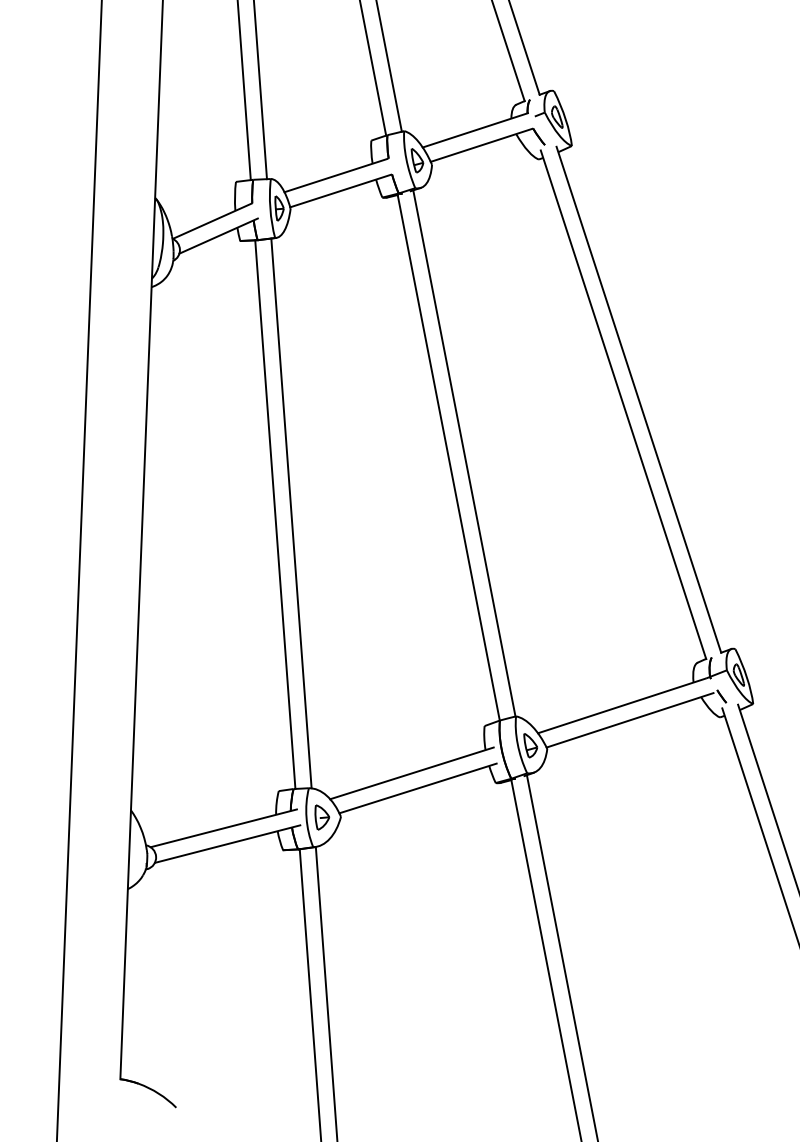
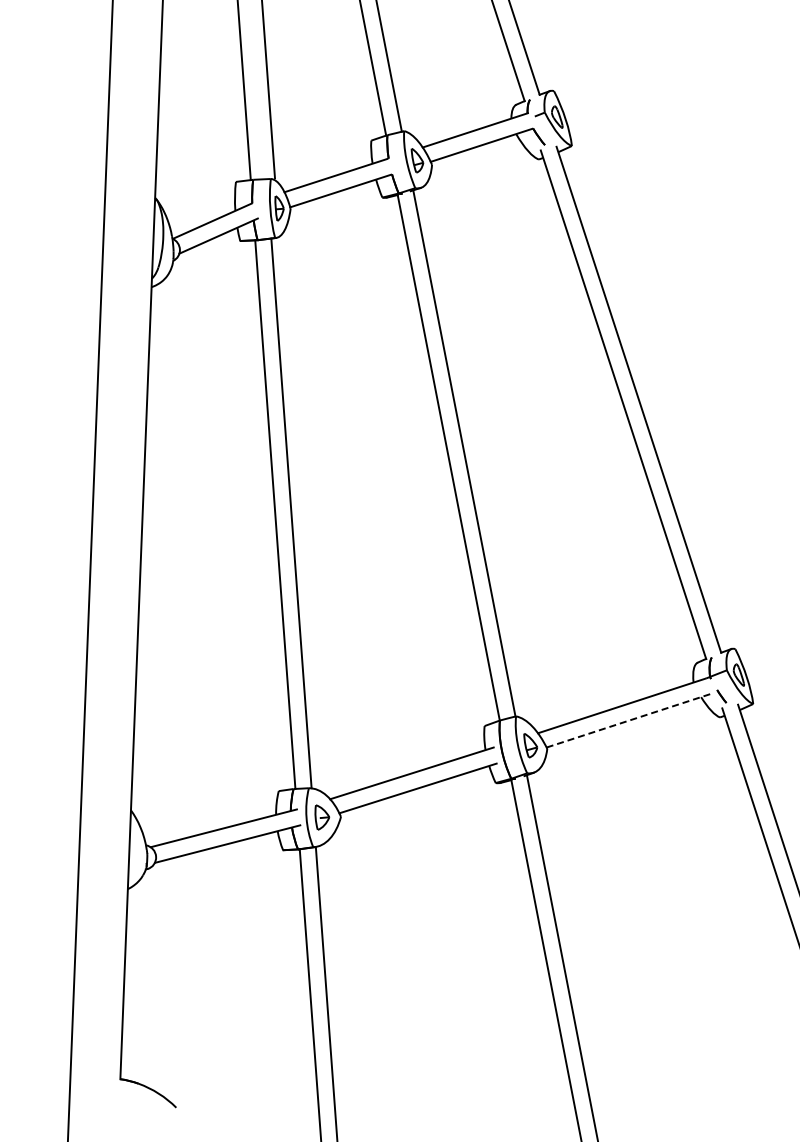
line position: (260, 90) -> (268, 90) (268, 90)
line position: (79, 570) -> (90, 570) (90, 570)
line: solid -> dashed (630, 720)
